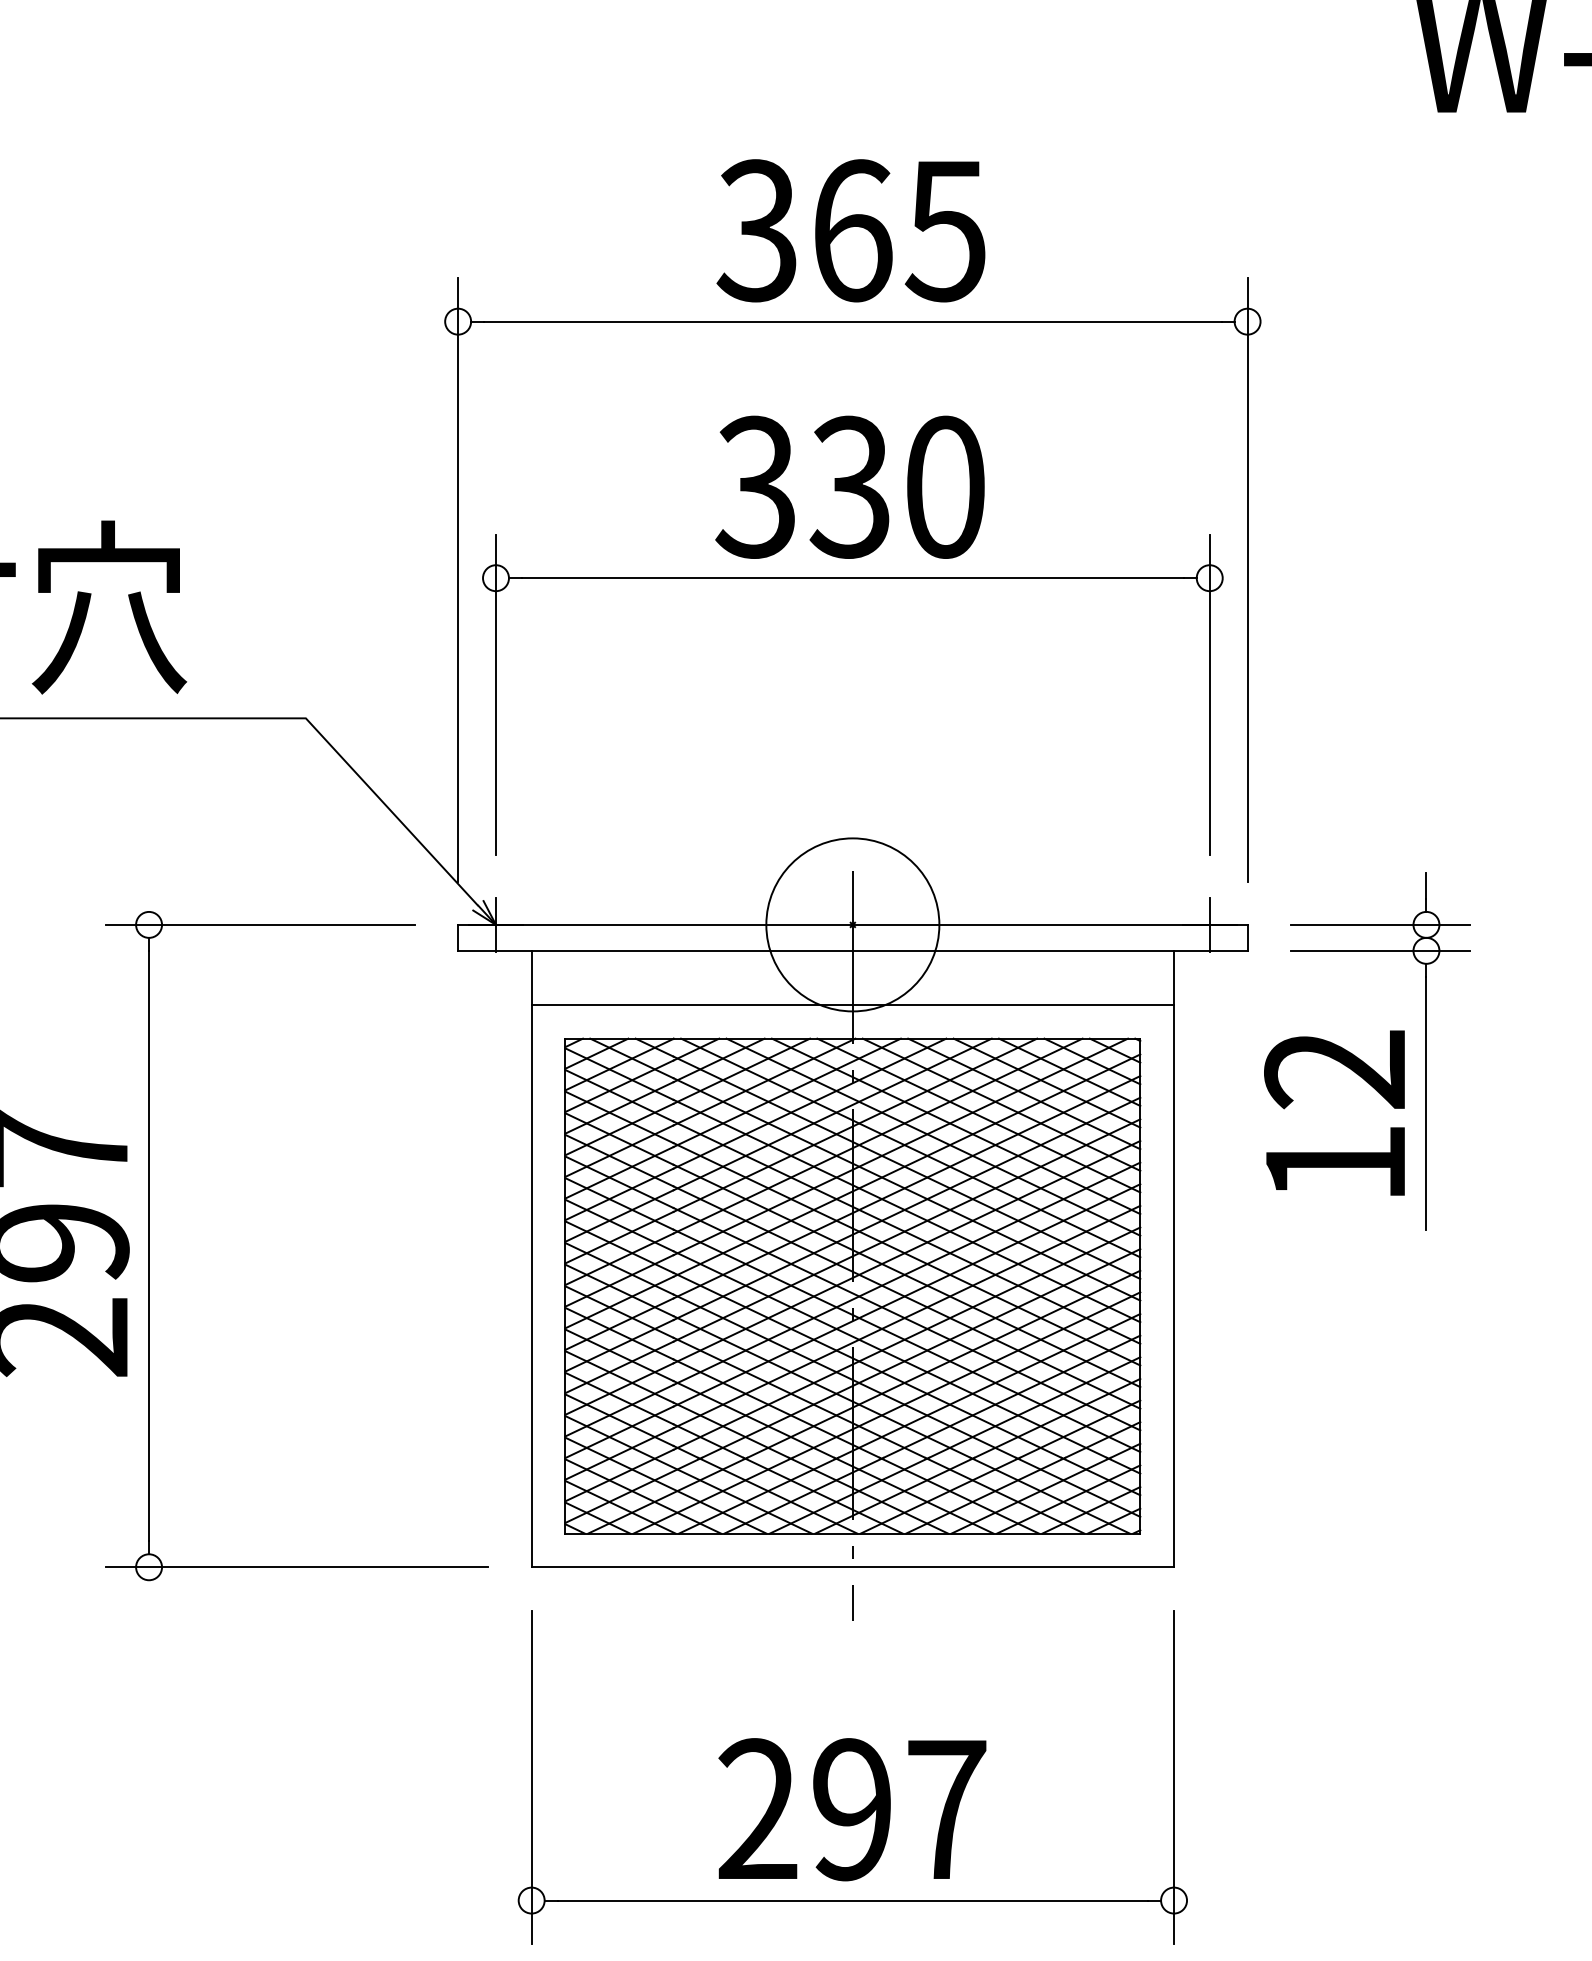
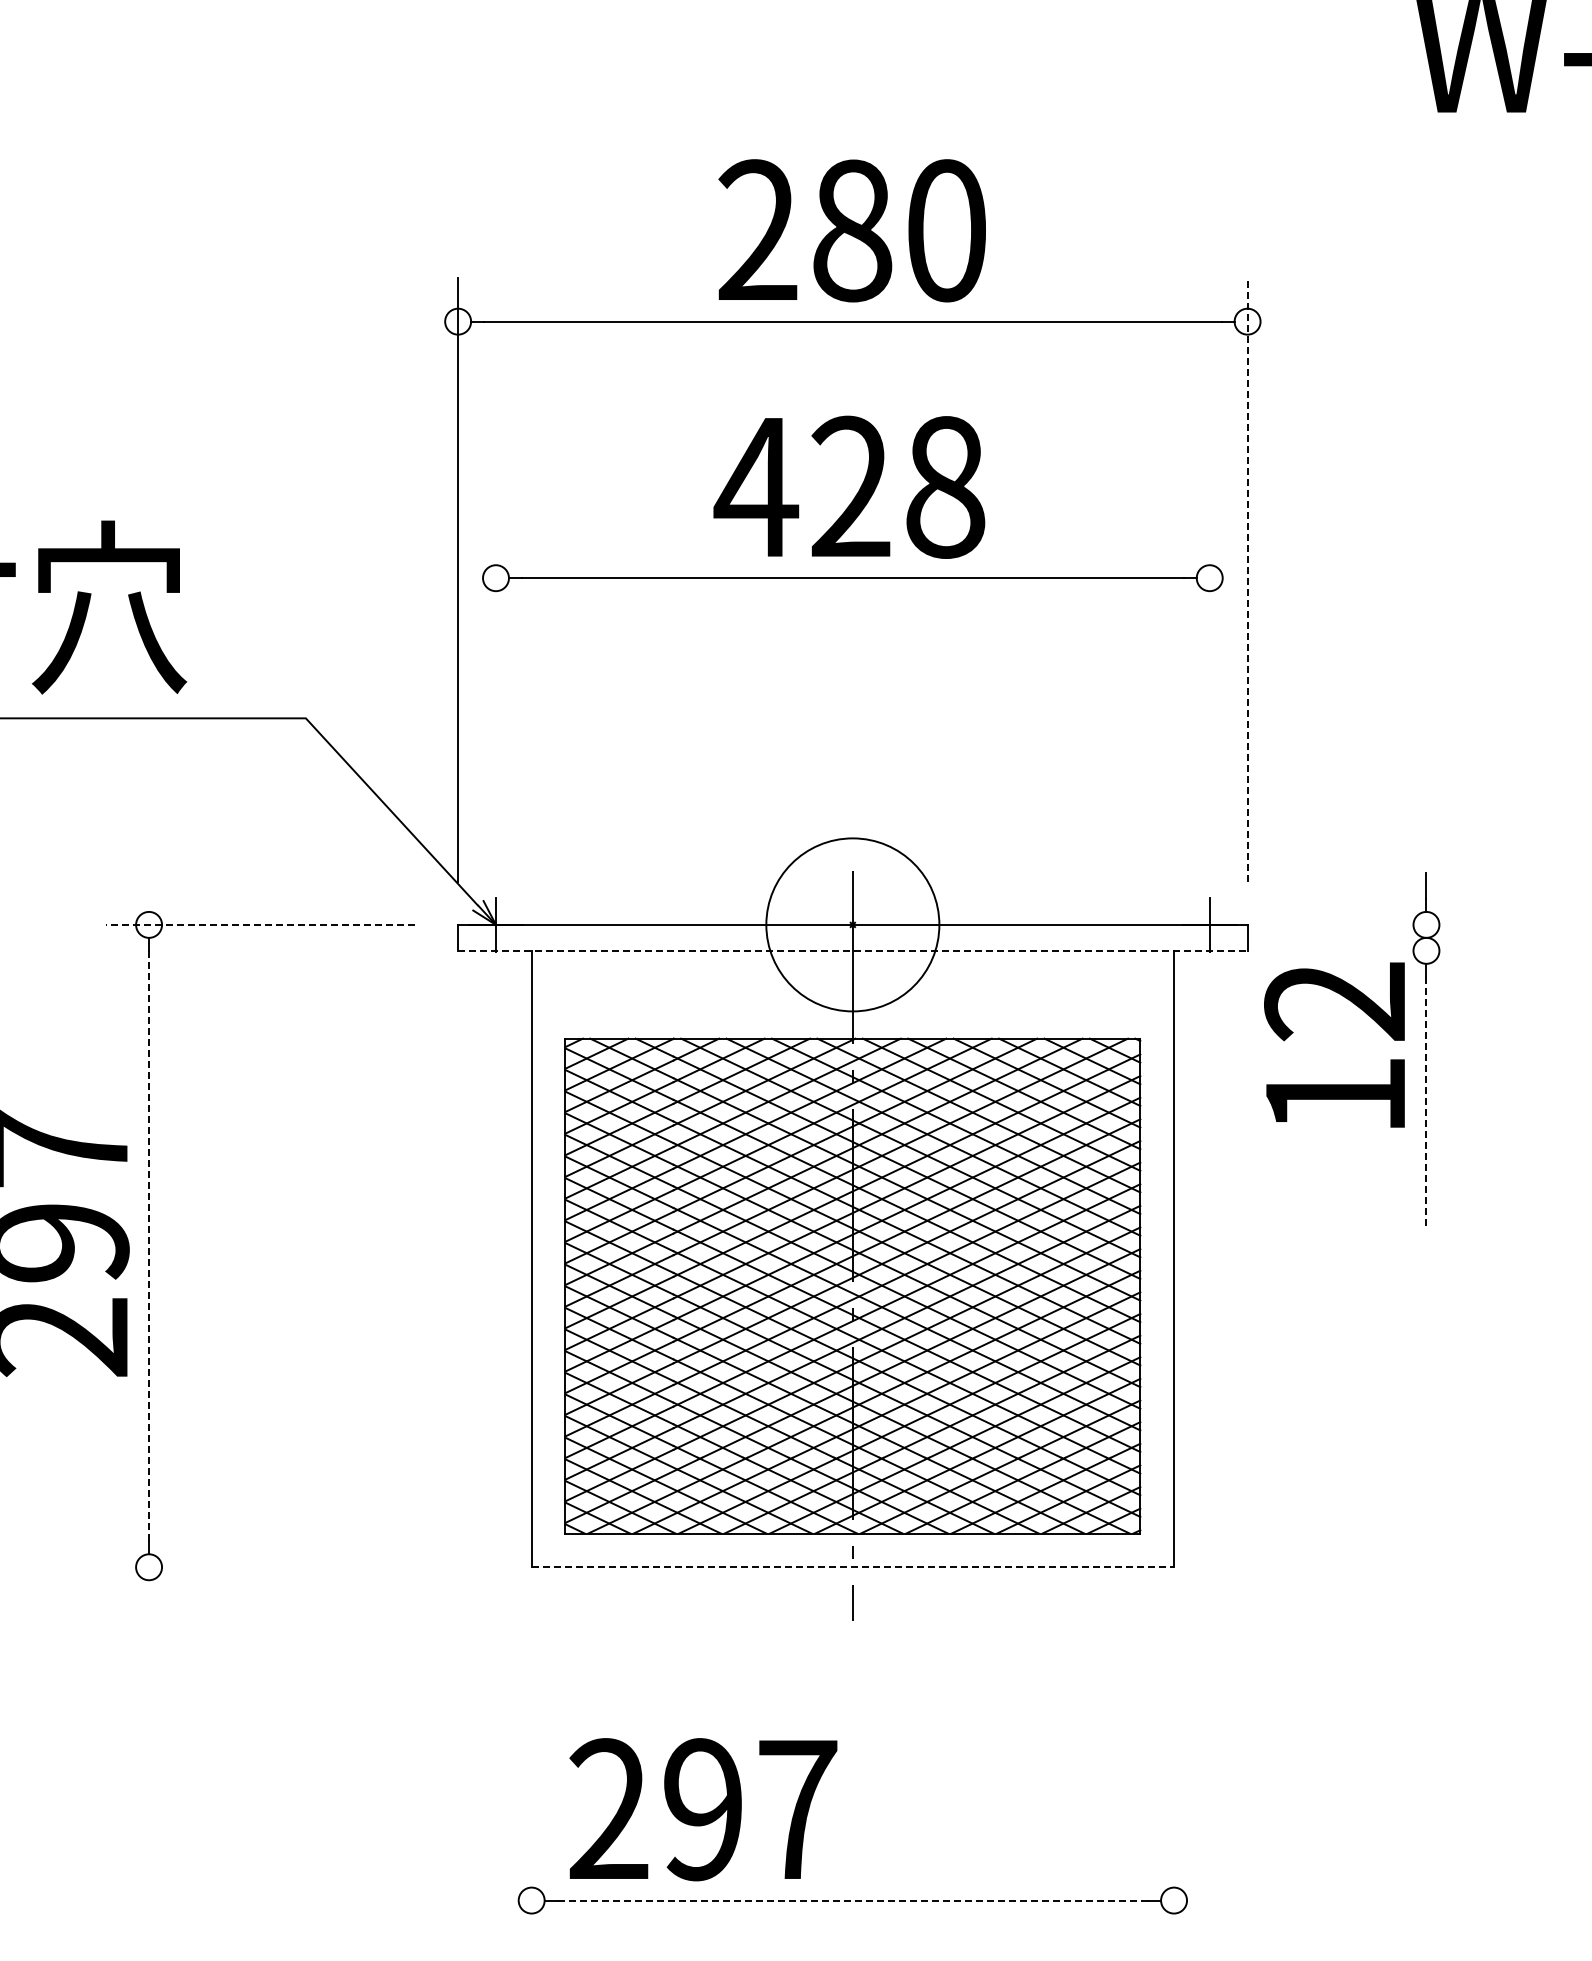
text: 365 -> 280 (850, 230)
text: 330 -> 428 (849, 486)
line: solid -> dashed (1247, 580)
line: present -> none (495, 694)
line: present -> none (1209, 694)
line: solid -> dashed (260, 924)
line: present -> none (1379, 924)
line: solid -> dashed (852, 950)
line: present -> none (1379, 950)
line: present -> none (852, 1004)
line: solid -> dashed (1426, 1103)
text position: (1334, 1112) -> (1334, 1044) (1334, 1044)
line: solid -> dashed (149, 1245)
line: present -> none (296, 1567)
line: solid -> dashed (853, 1567)
line: present -> none (531, 1776)
line: present -> none (1174, 1776)
text position: (852, 1809) -> (703, 1809) (703, 1809)
line: solid -> dashed (852, 1900)
